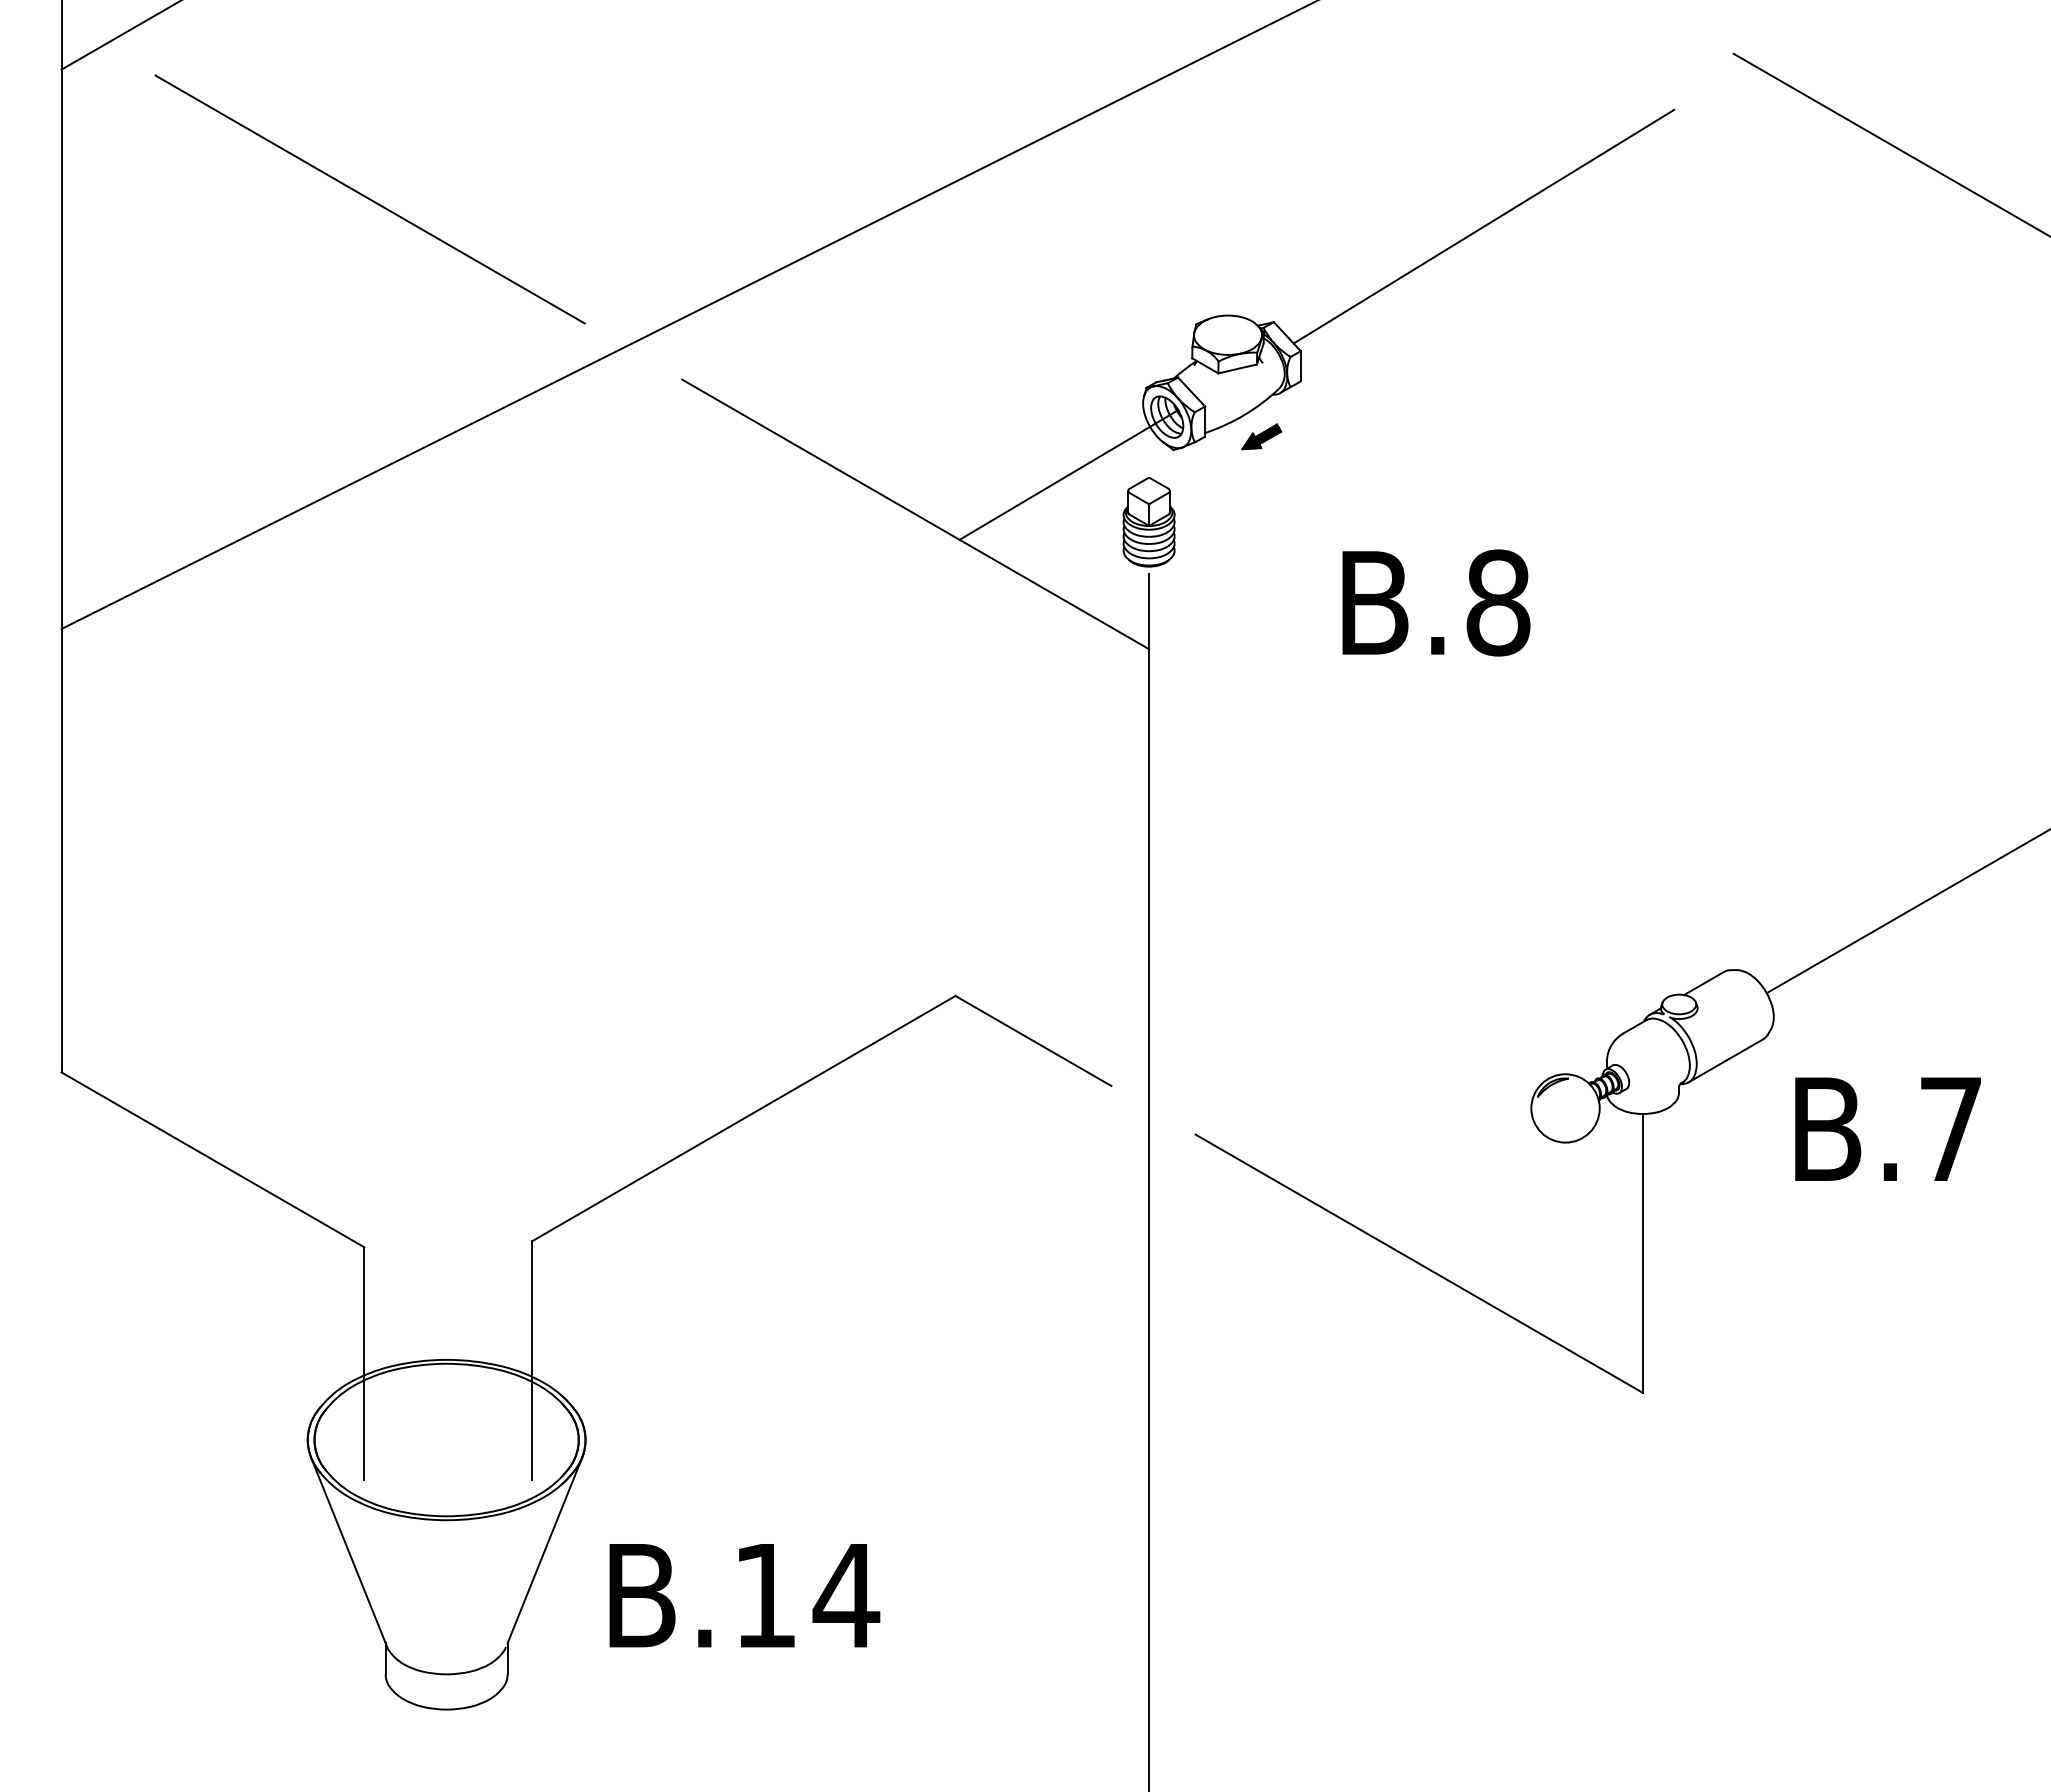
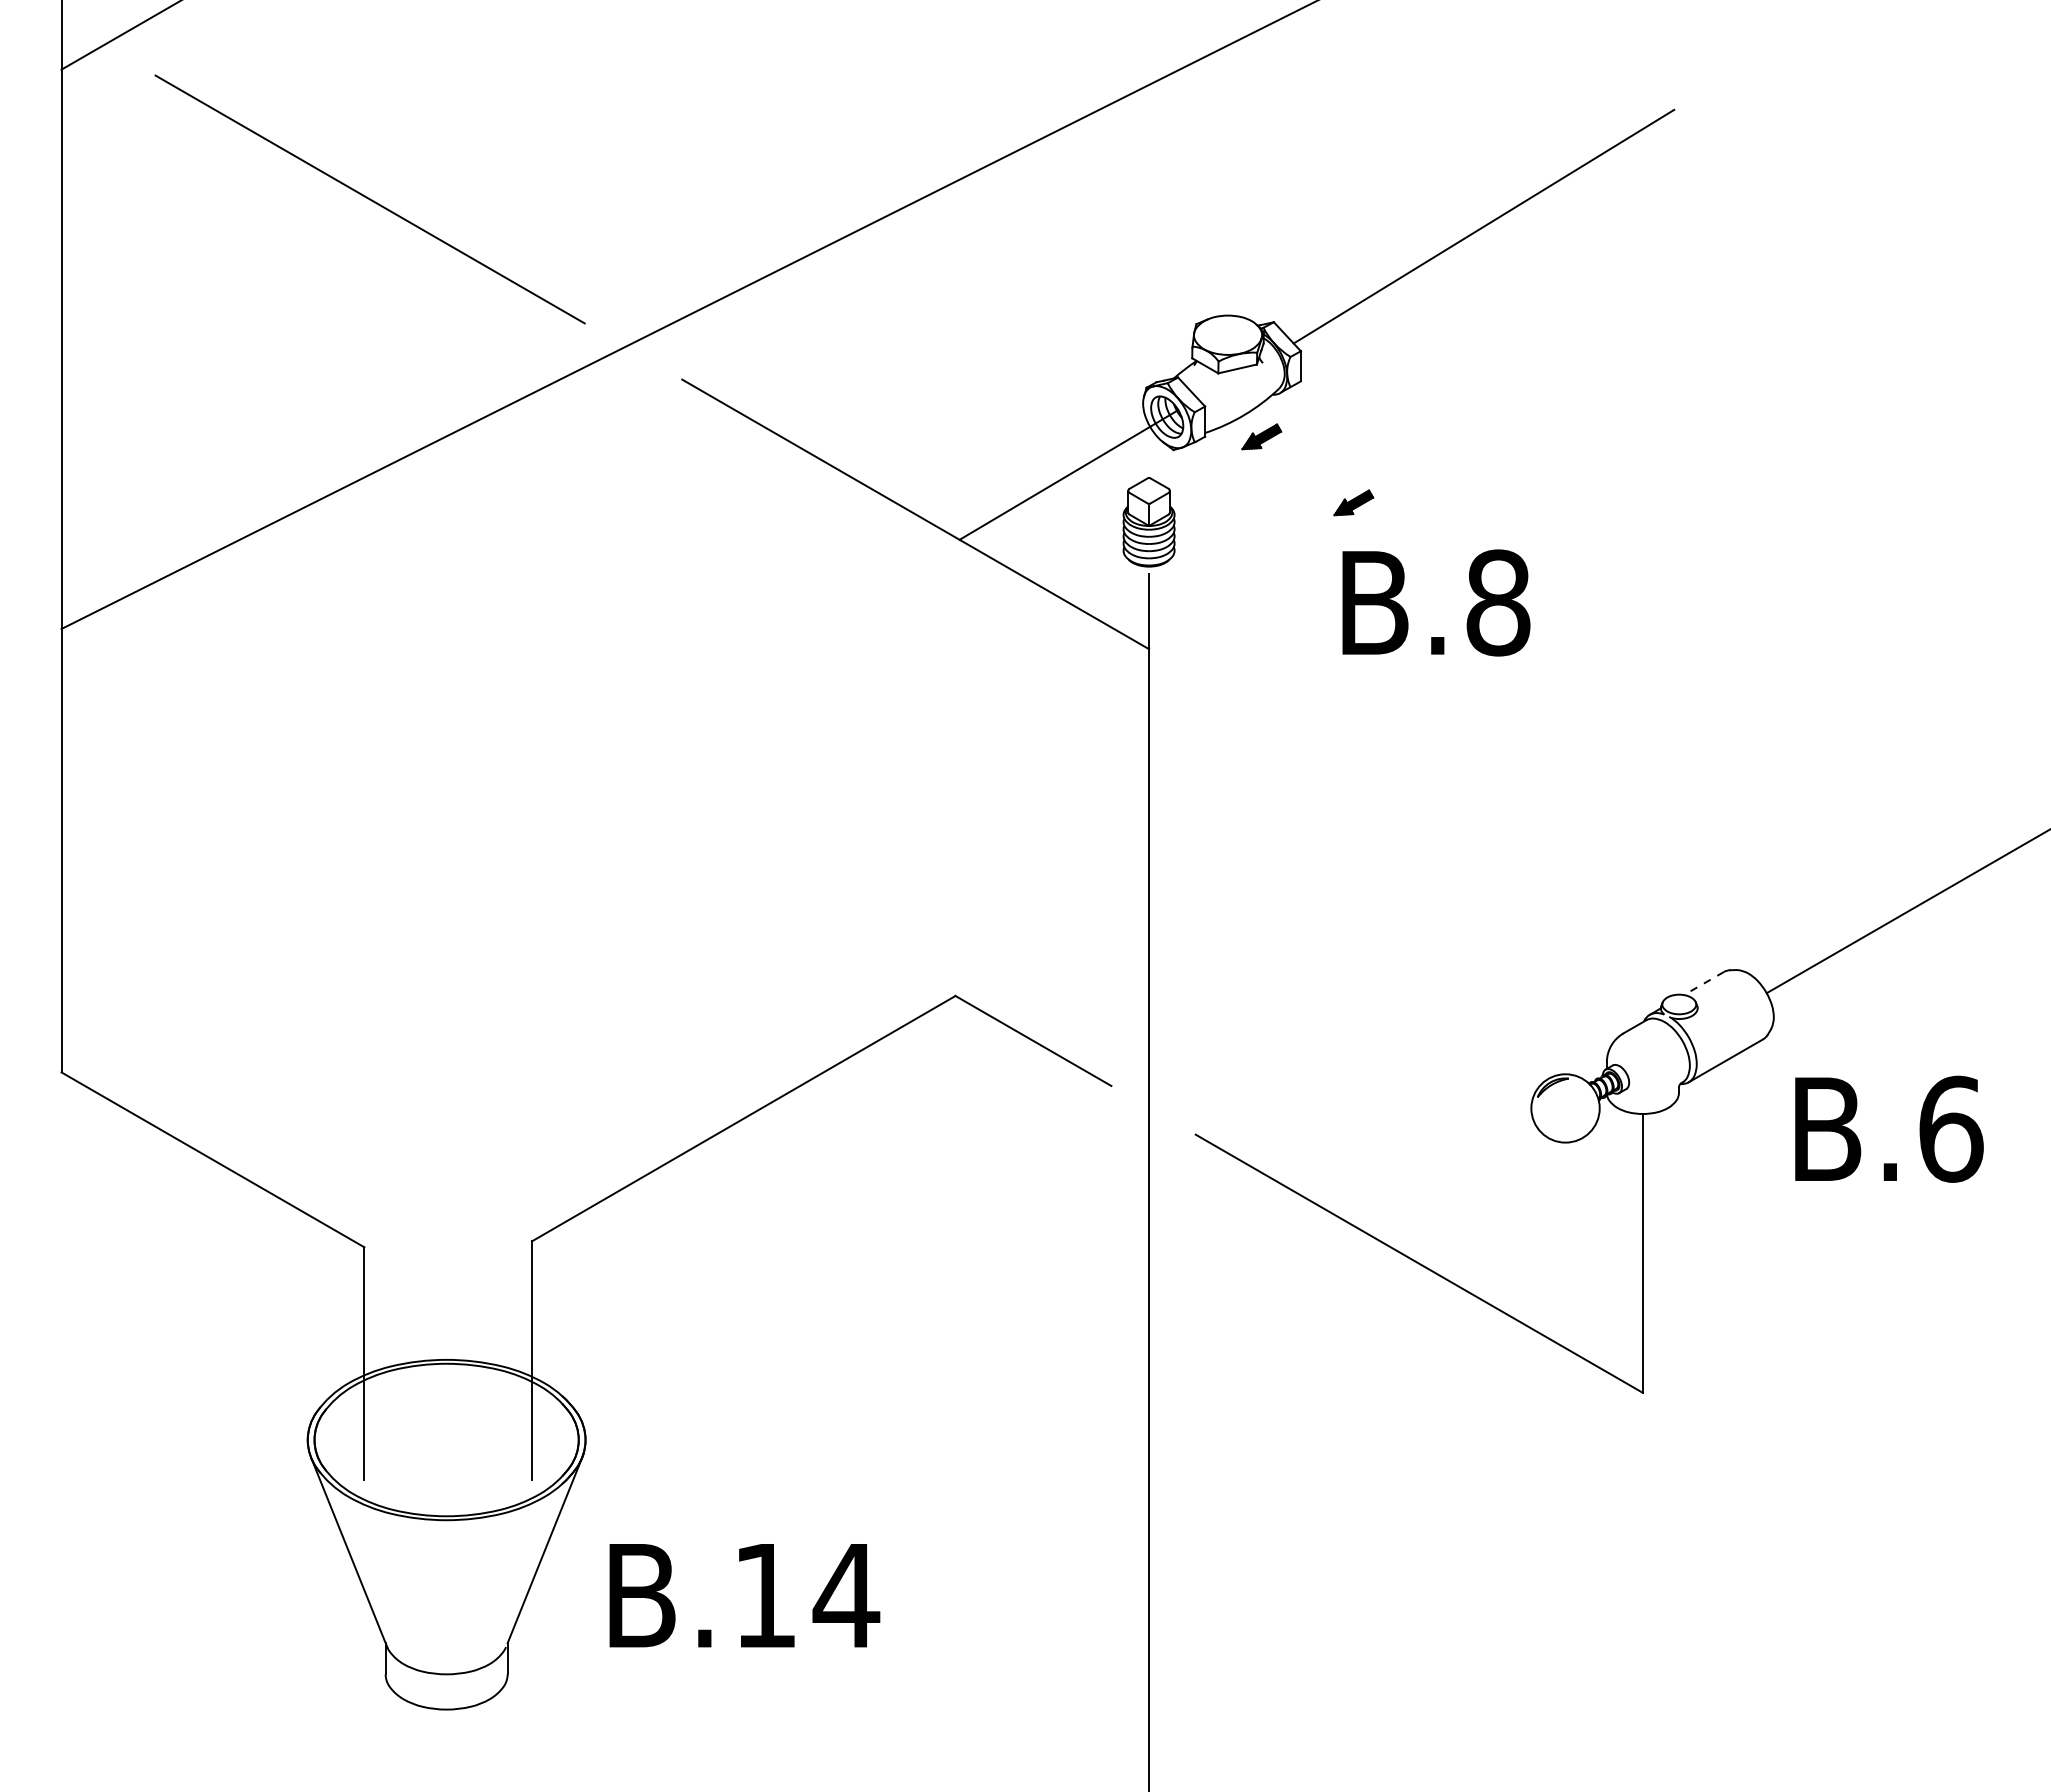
line: present -> none (1890, 143)
part: none -> present (1353, 502)
line: solid -> dashed (1703, 983)
text: B.7 -> B.6 (1951, 1128)
